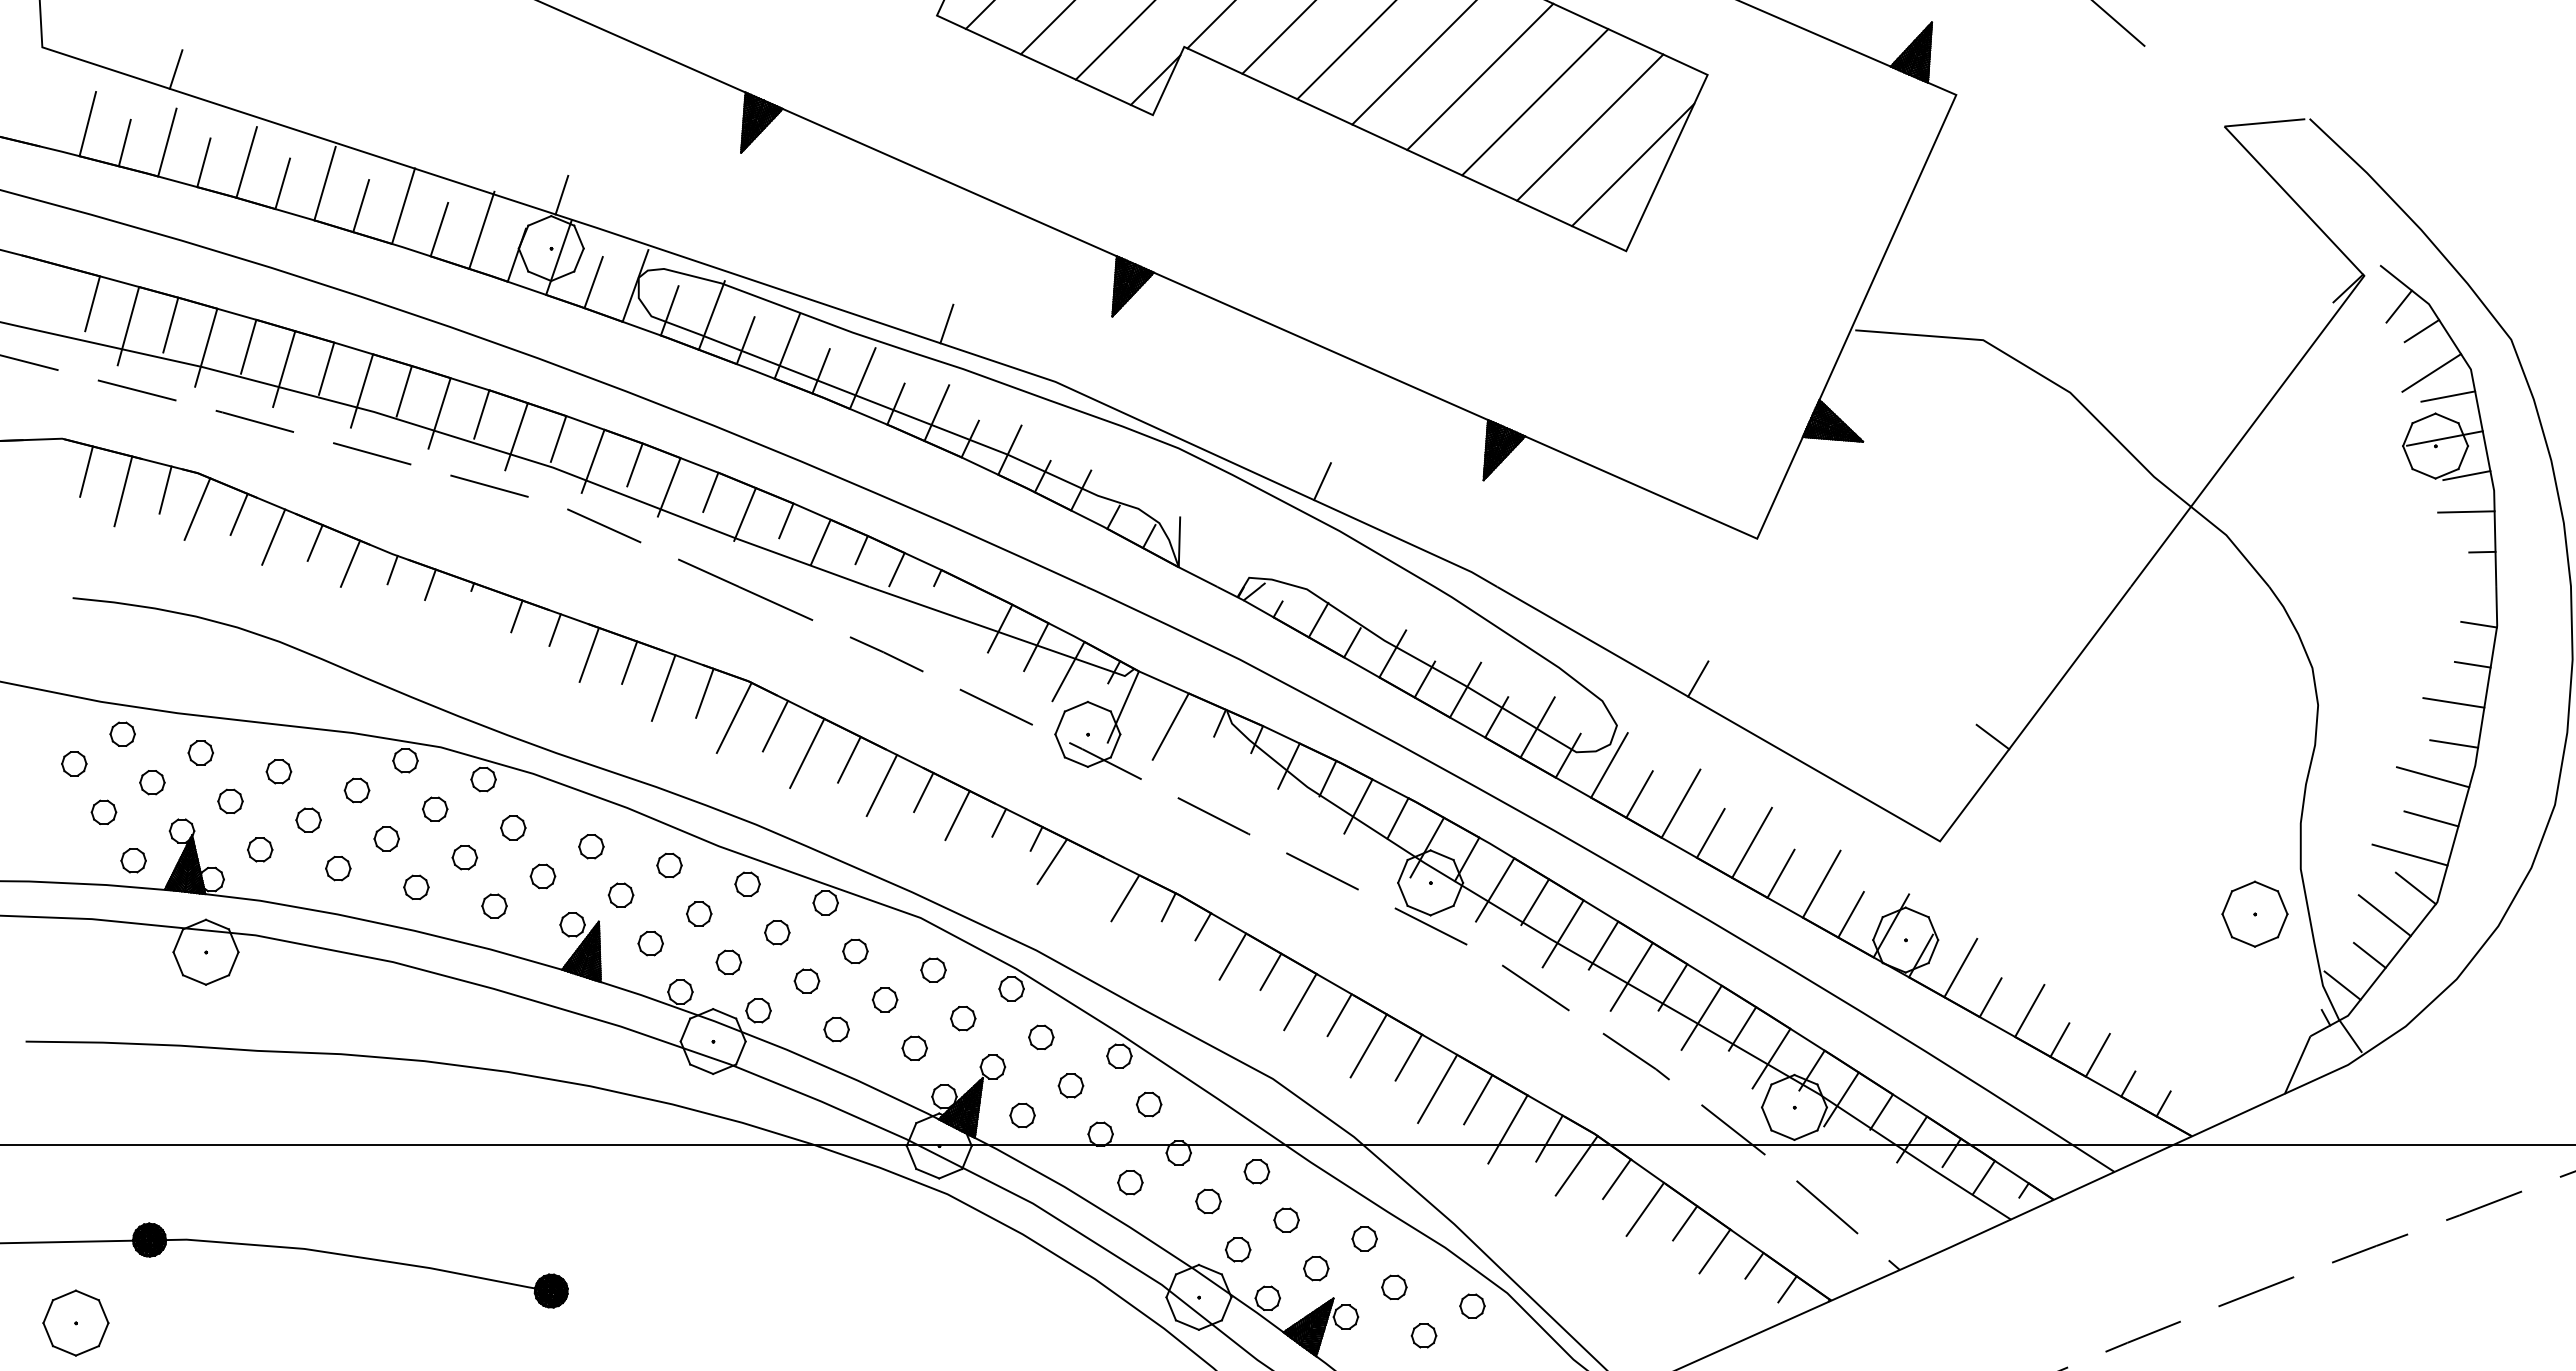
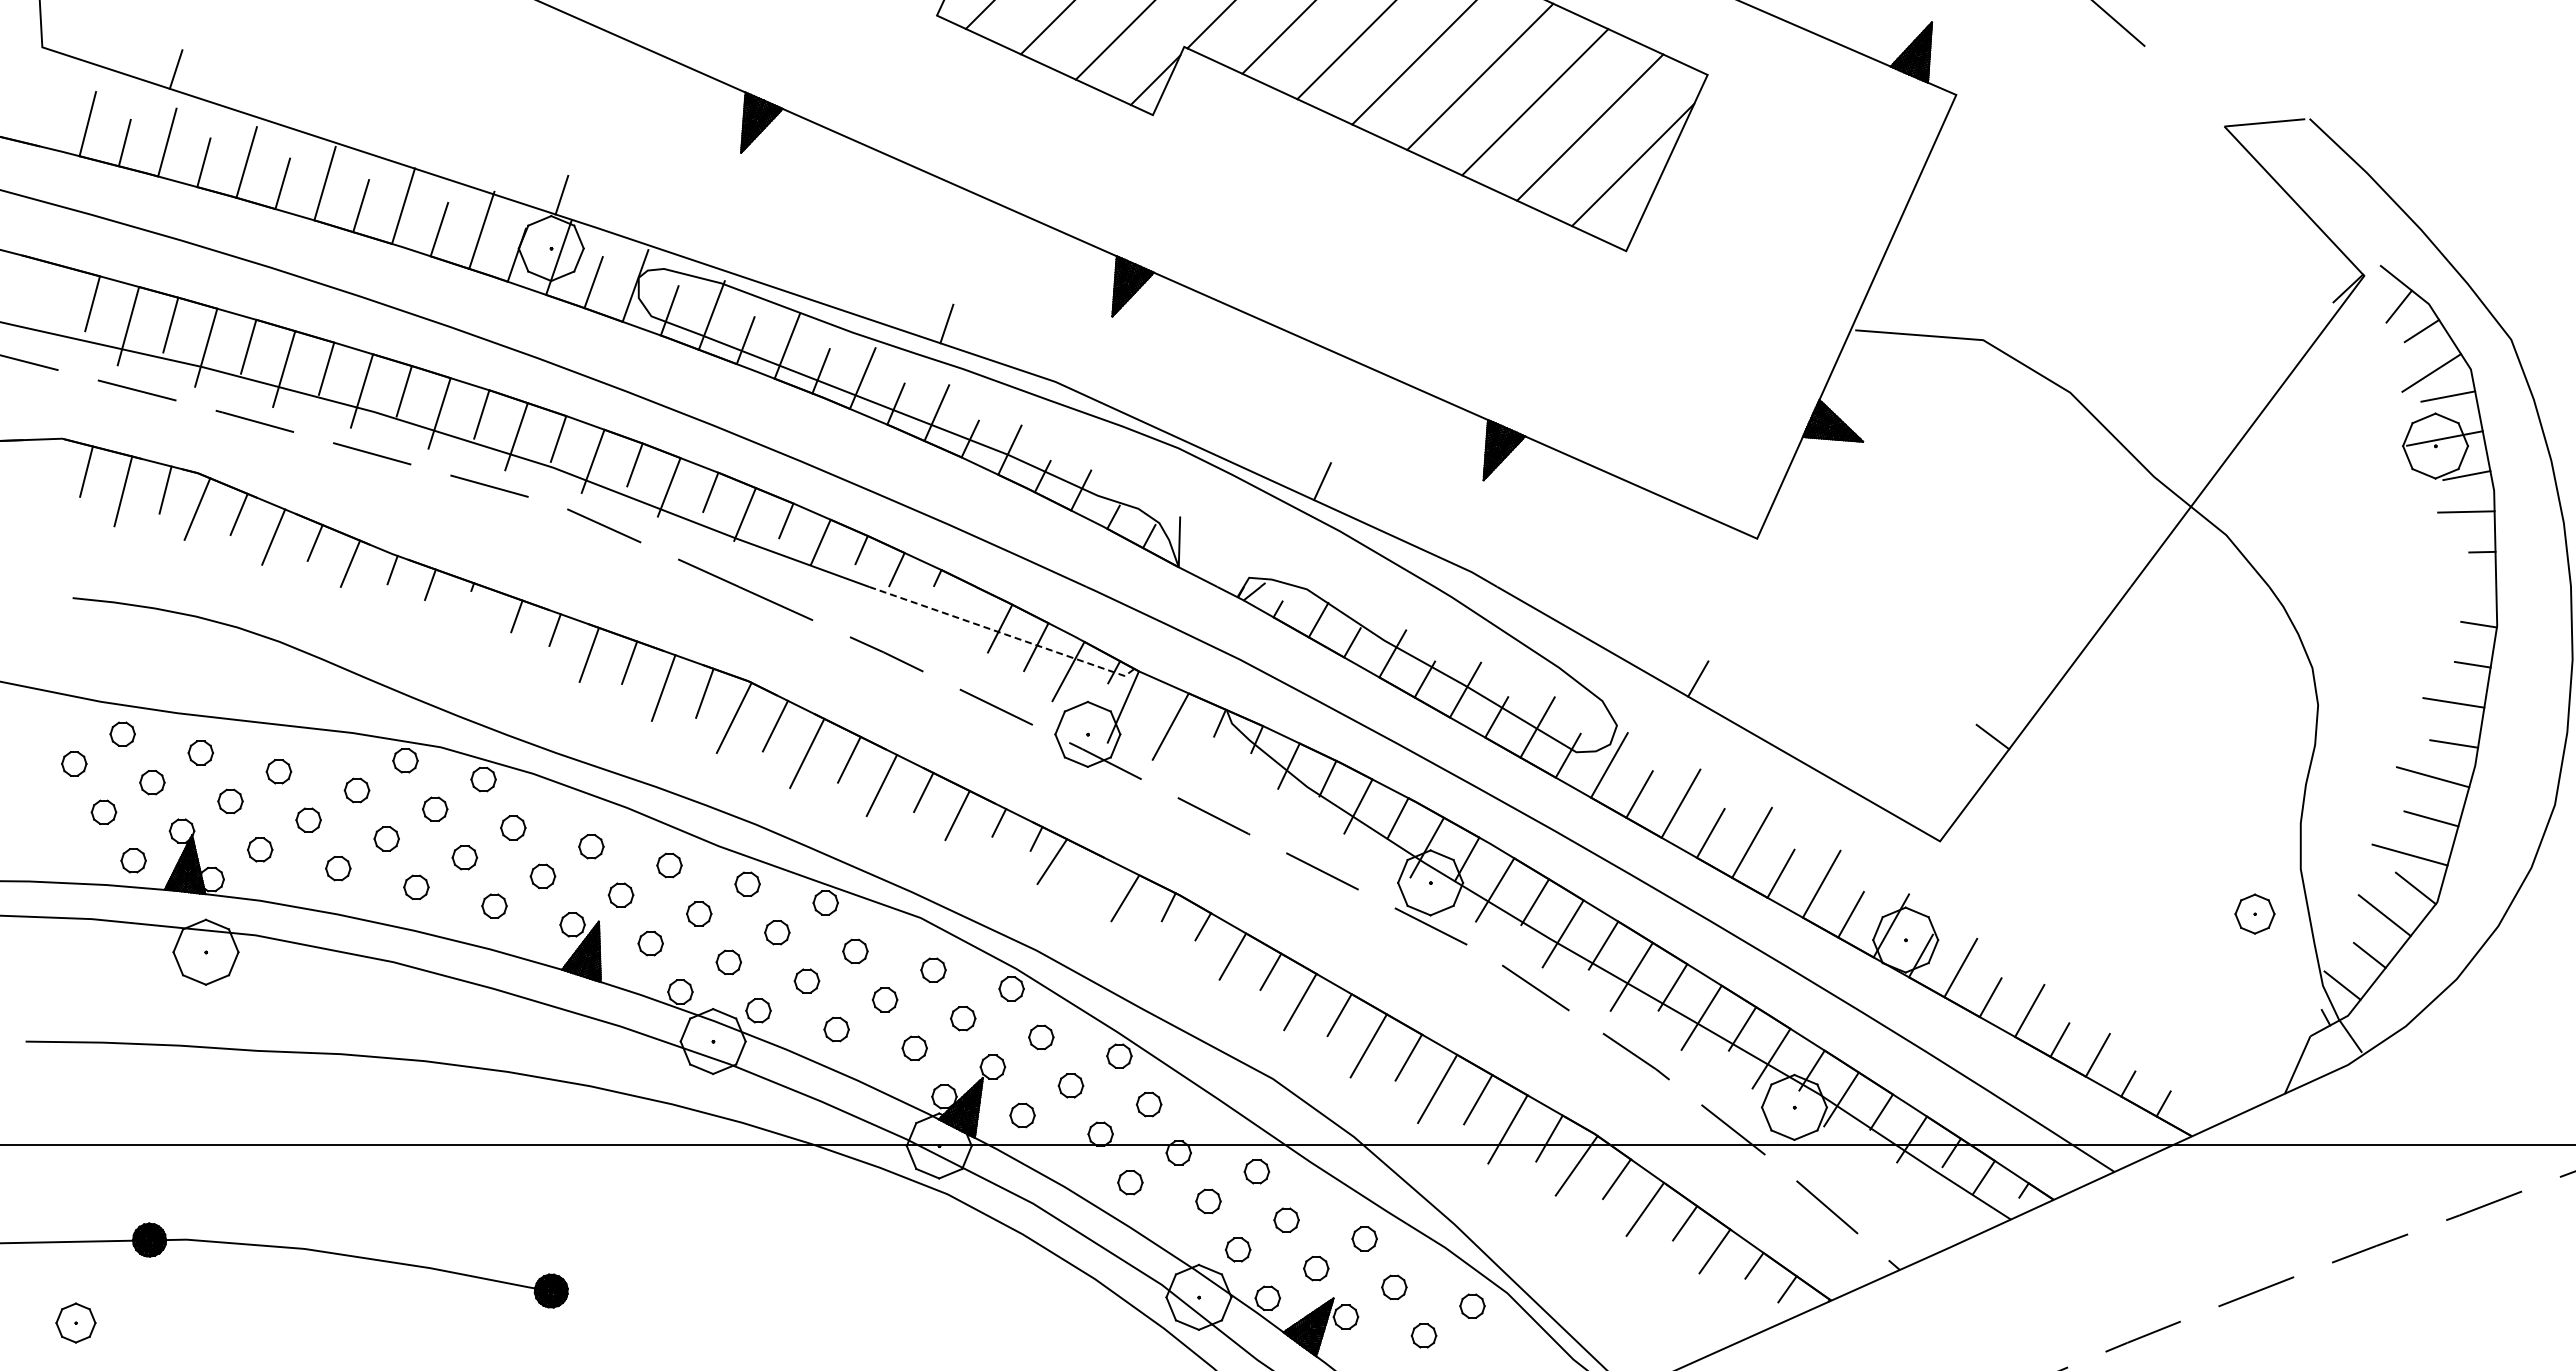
line: solid -> dashed (1003, 633)
part size: 68x68 px -> 42x42 px (2254, 913)
part size: 68x68 px -> 42x42 px (75, 1322)
